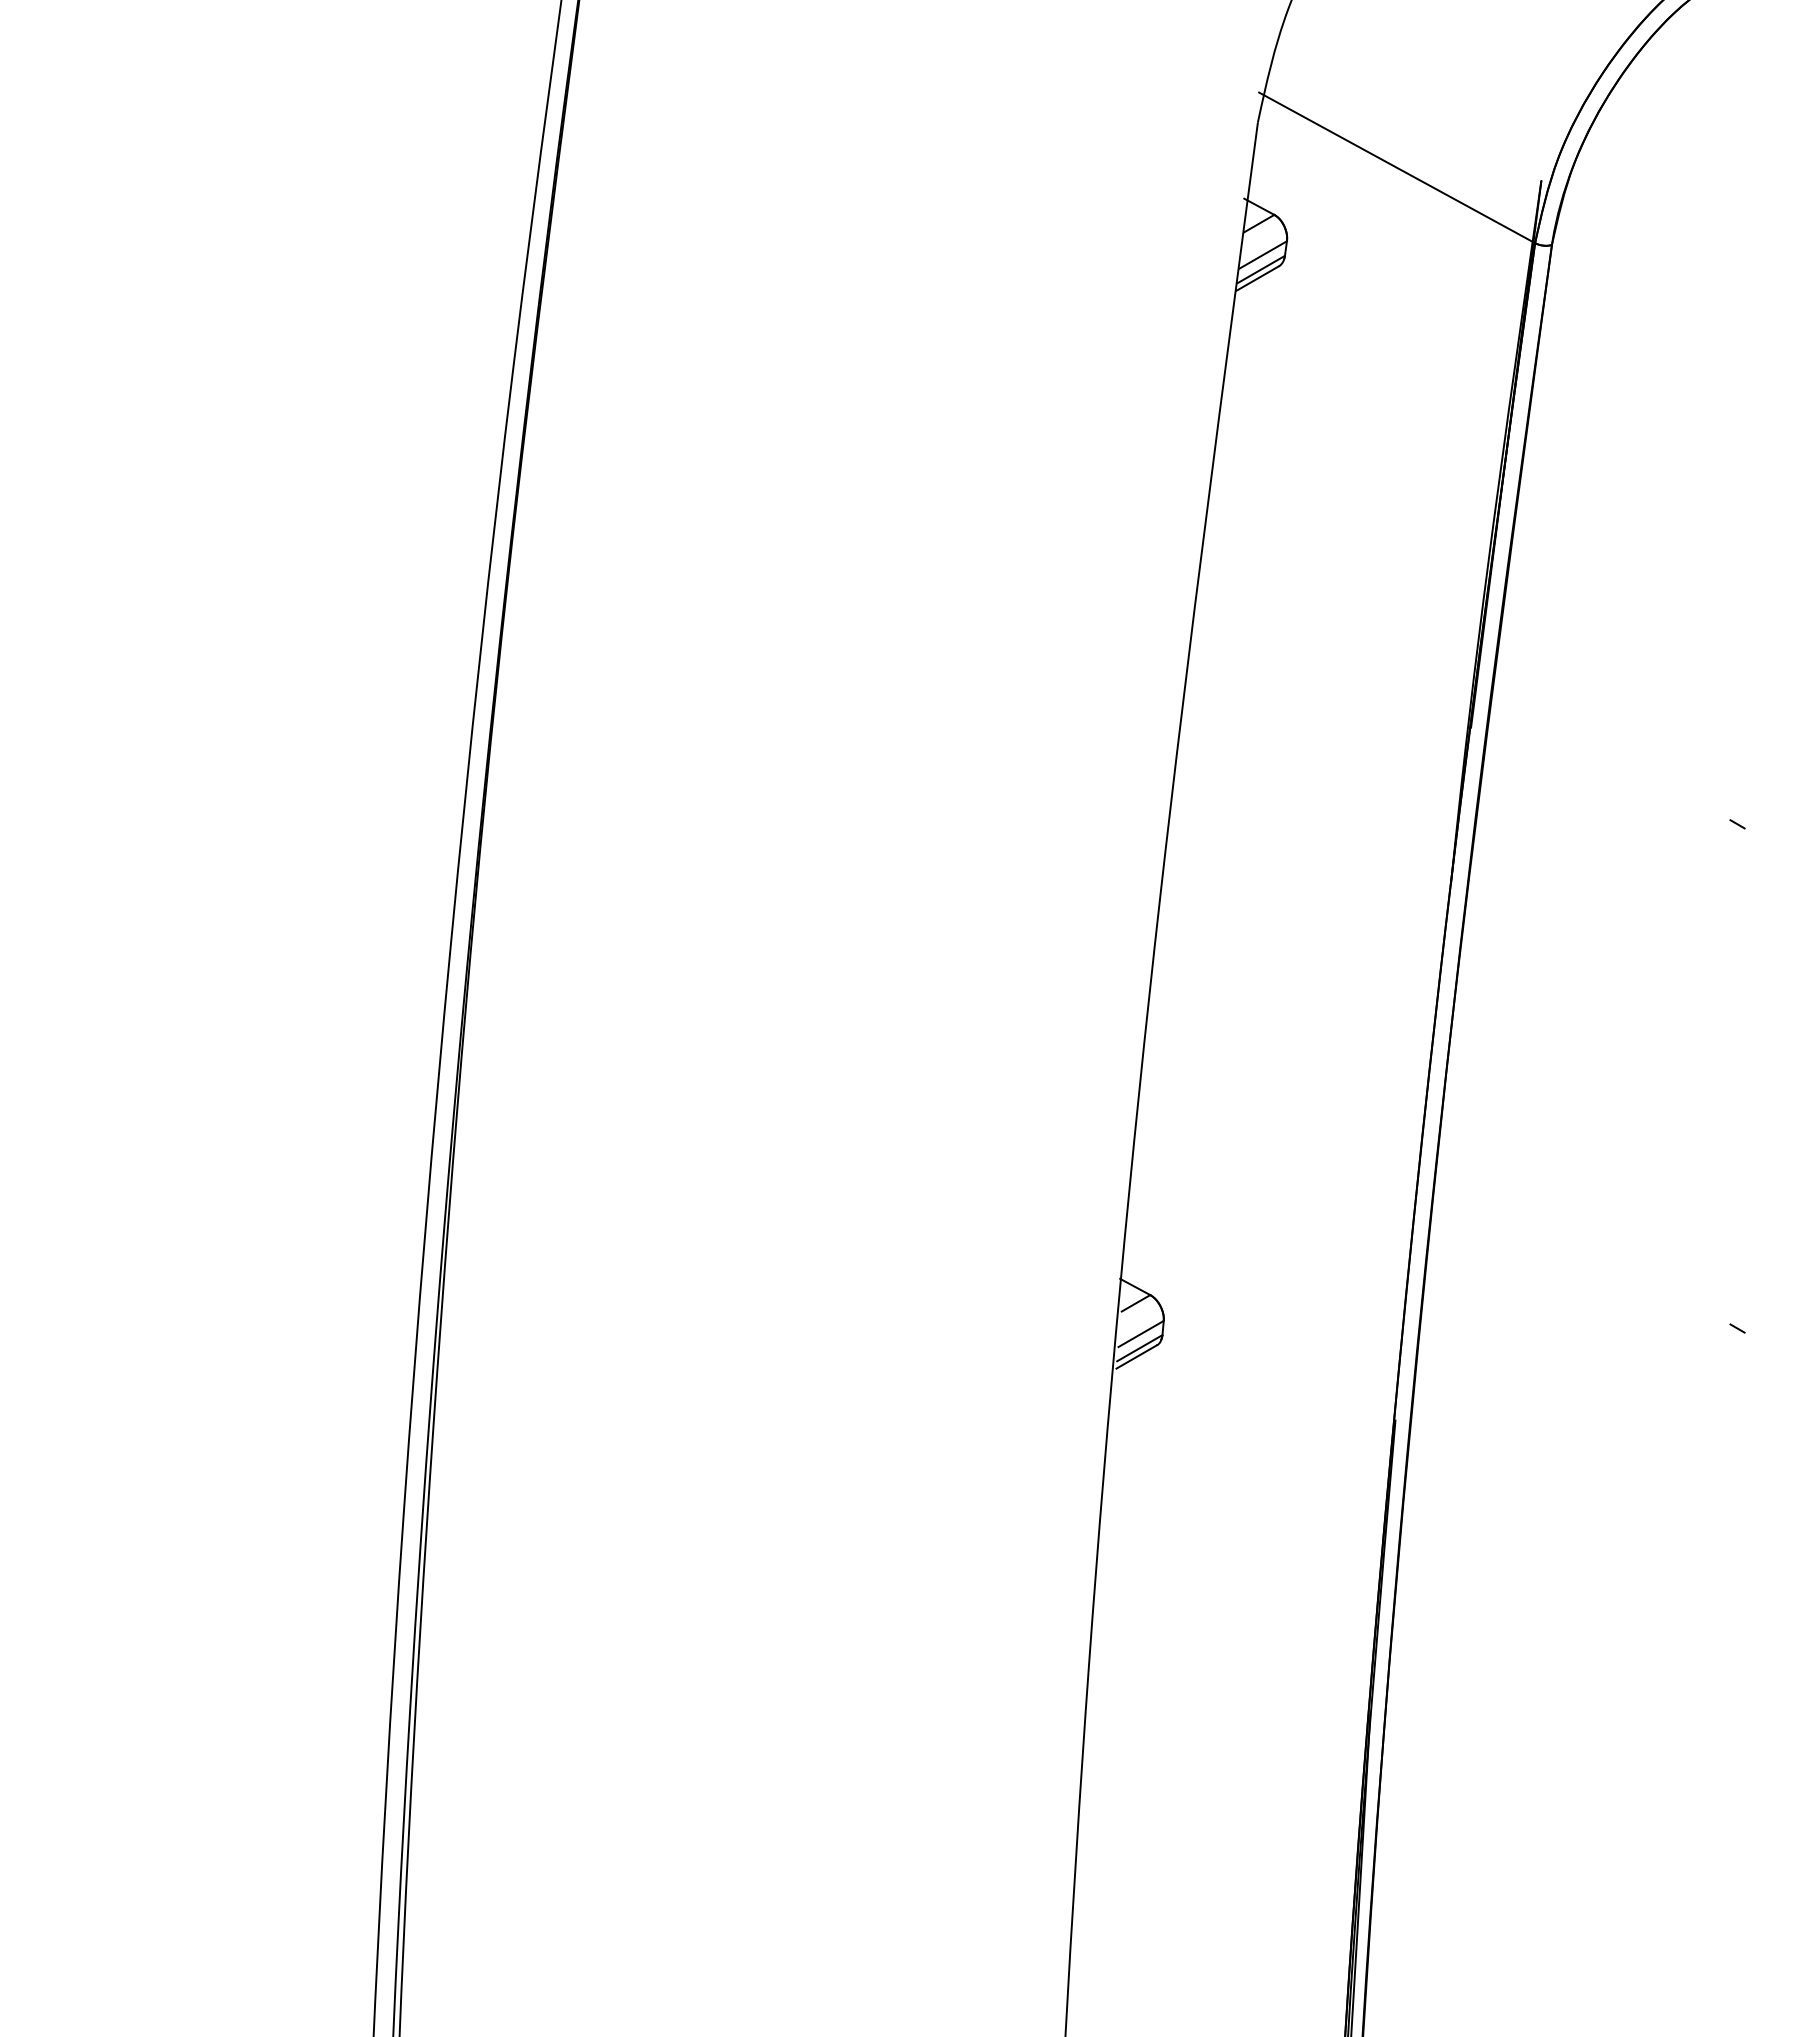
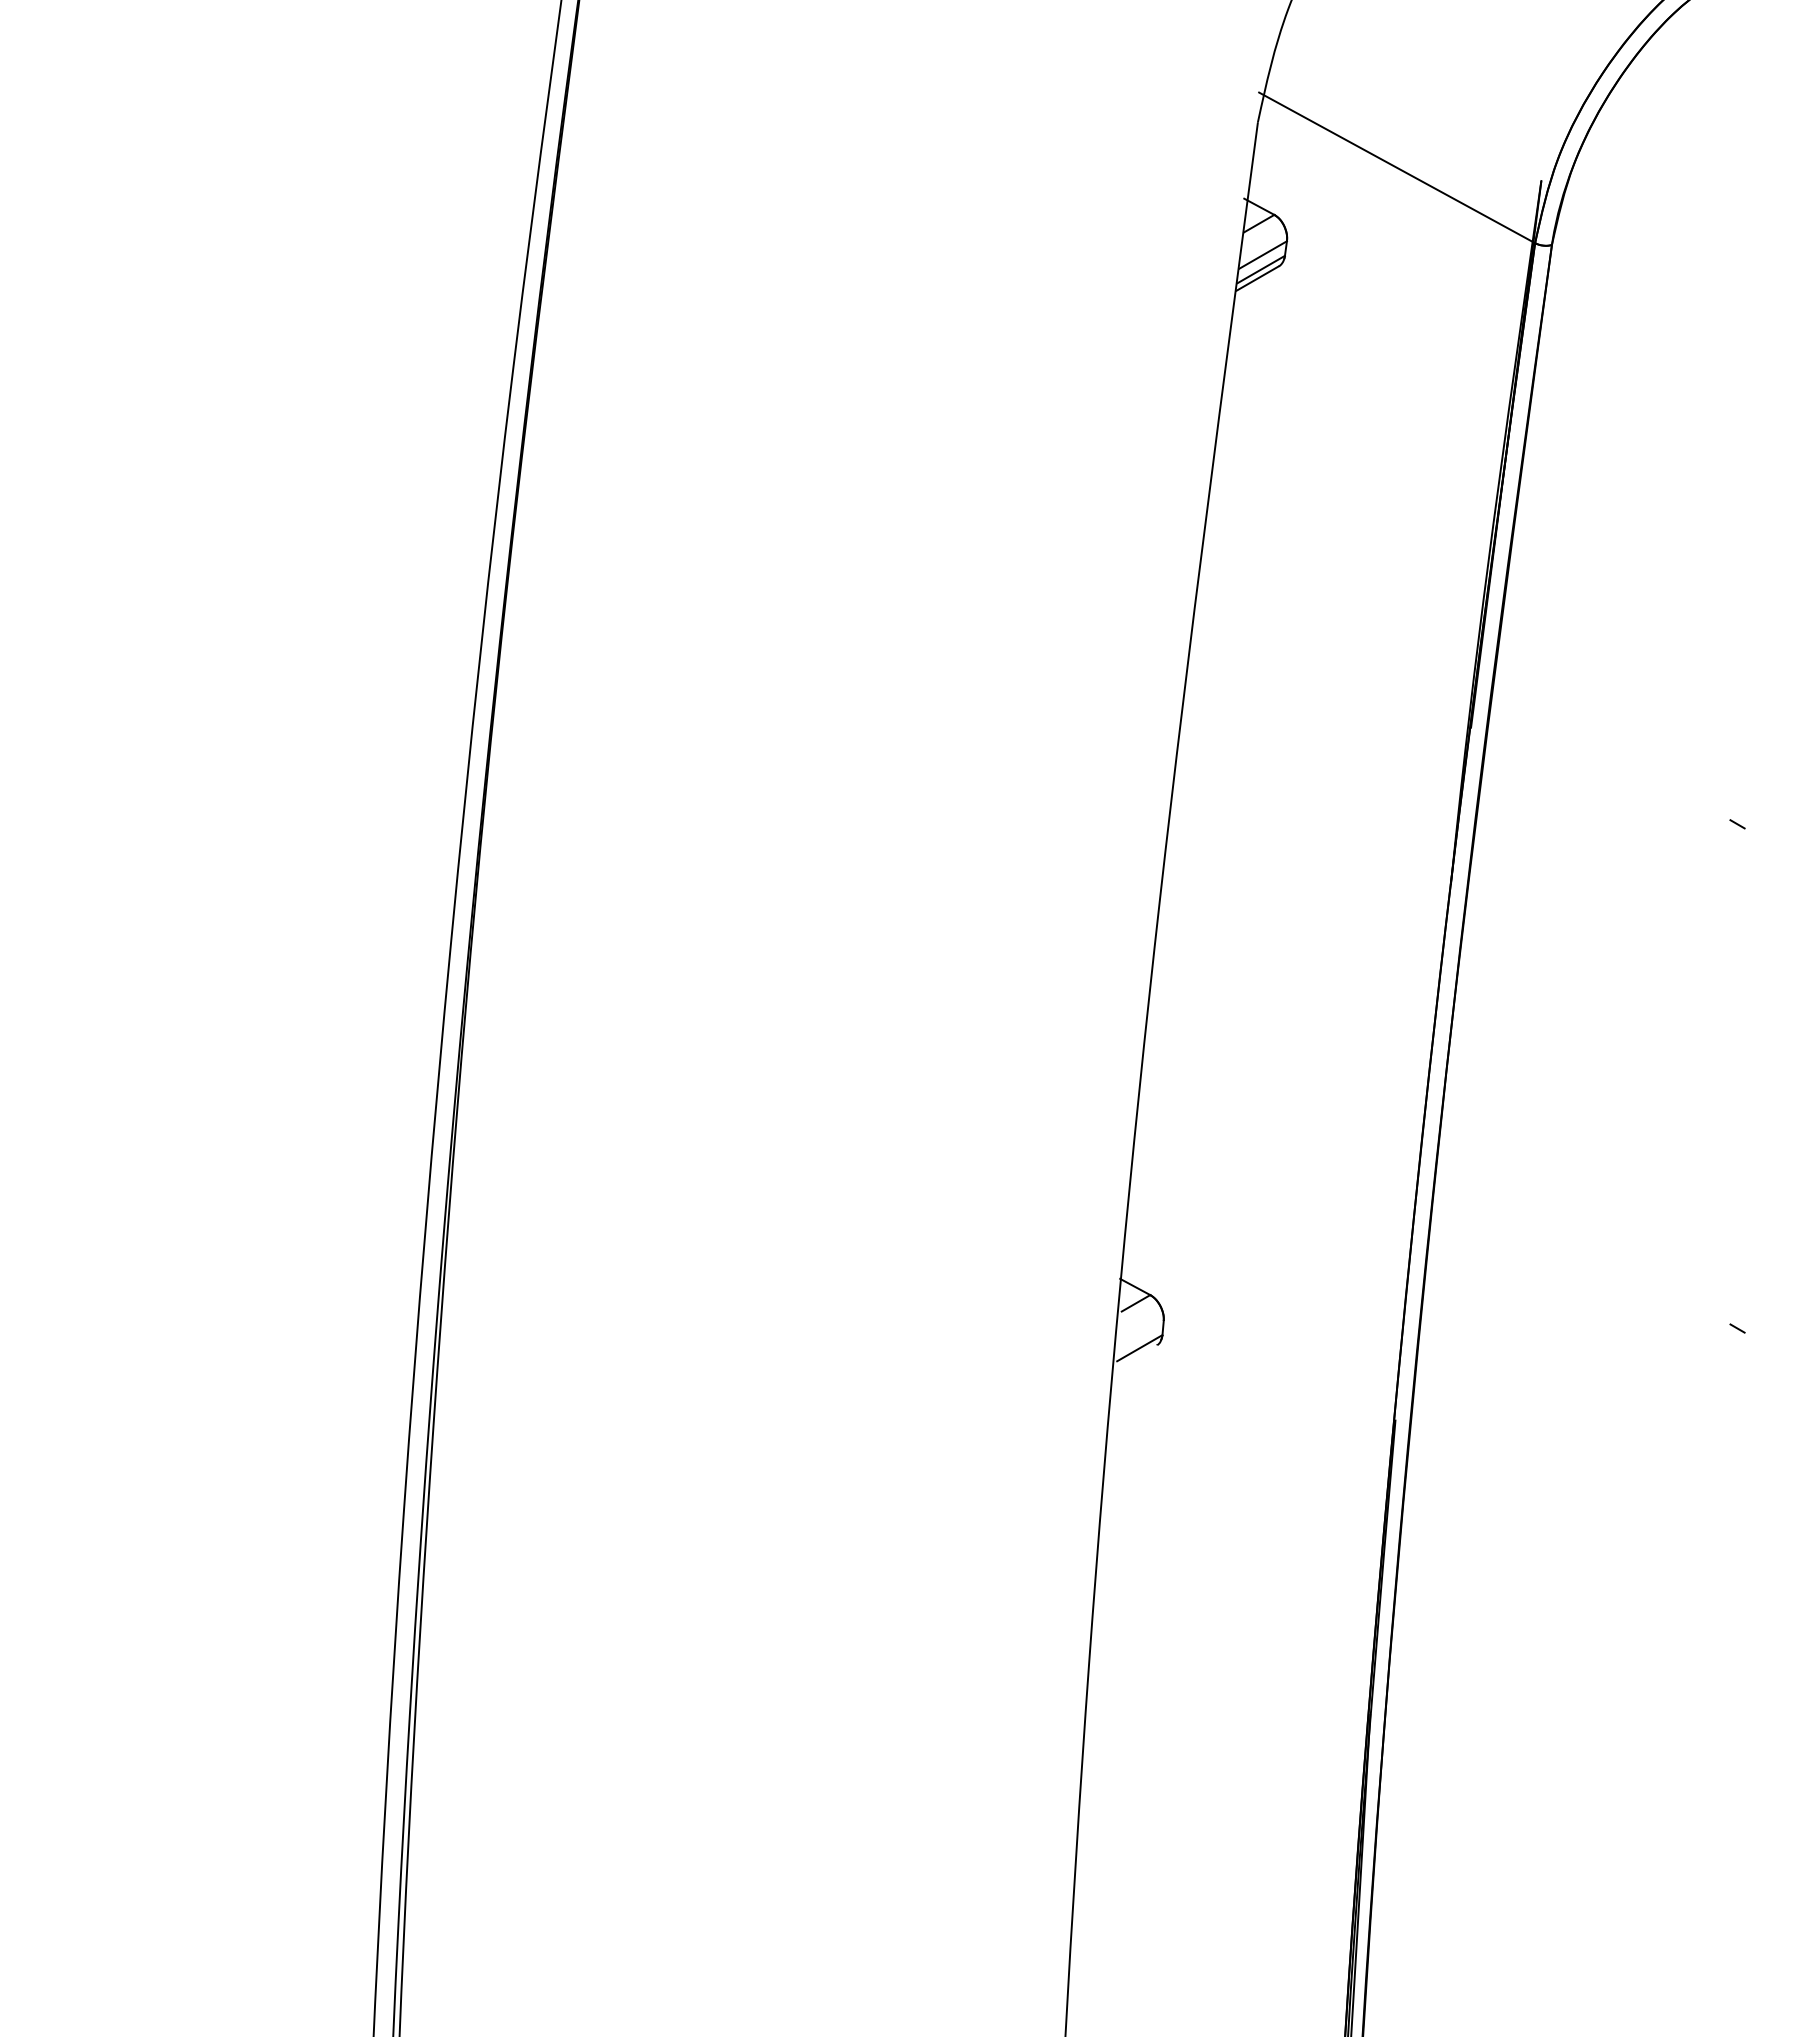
line: present -> none (1140, 1333)
line: present -> none (1136, 1356)
